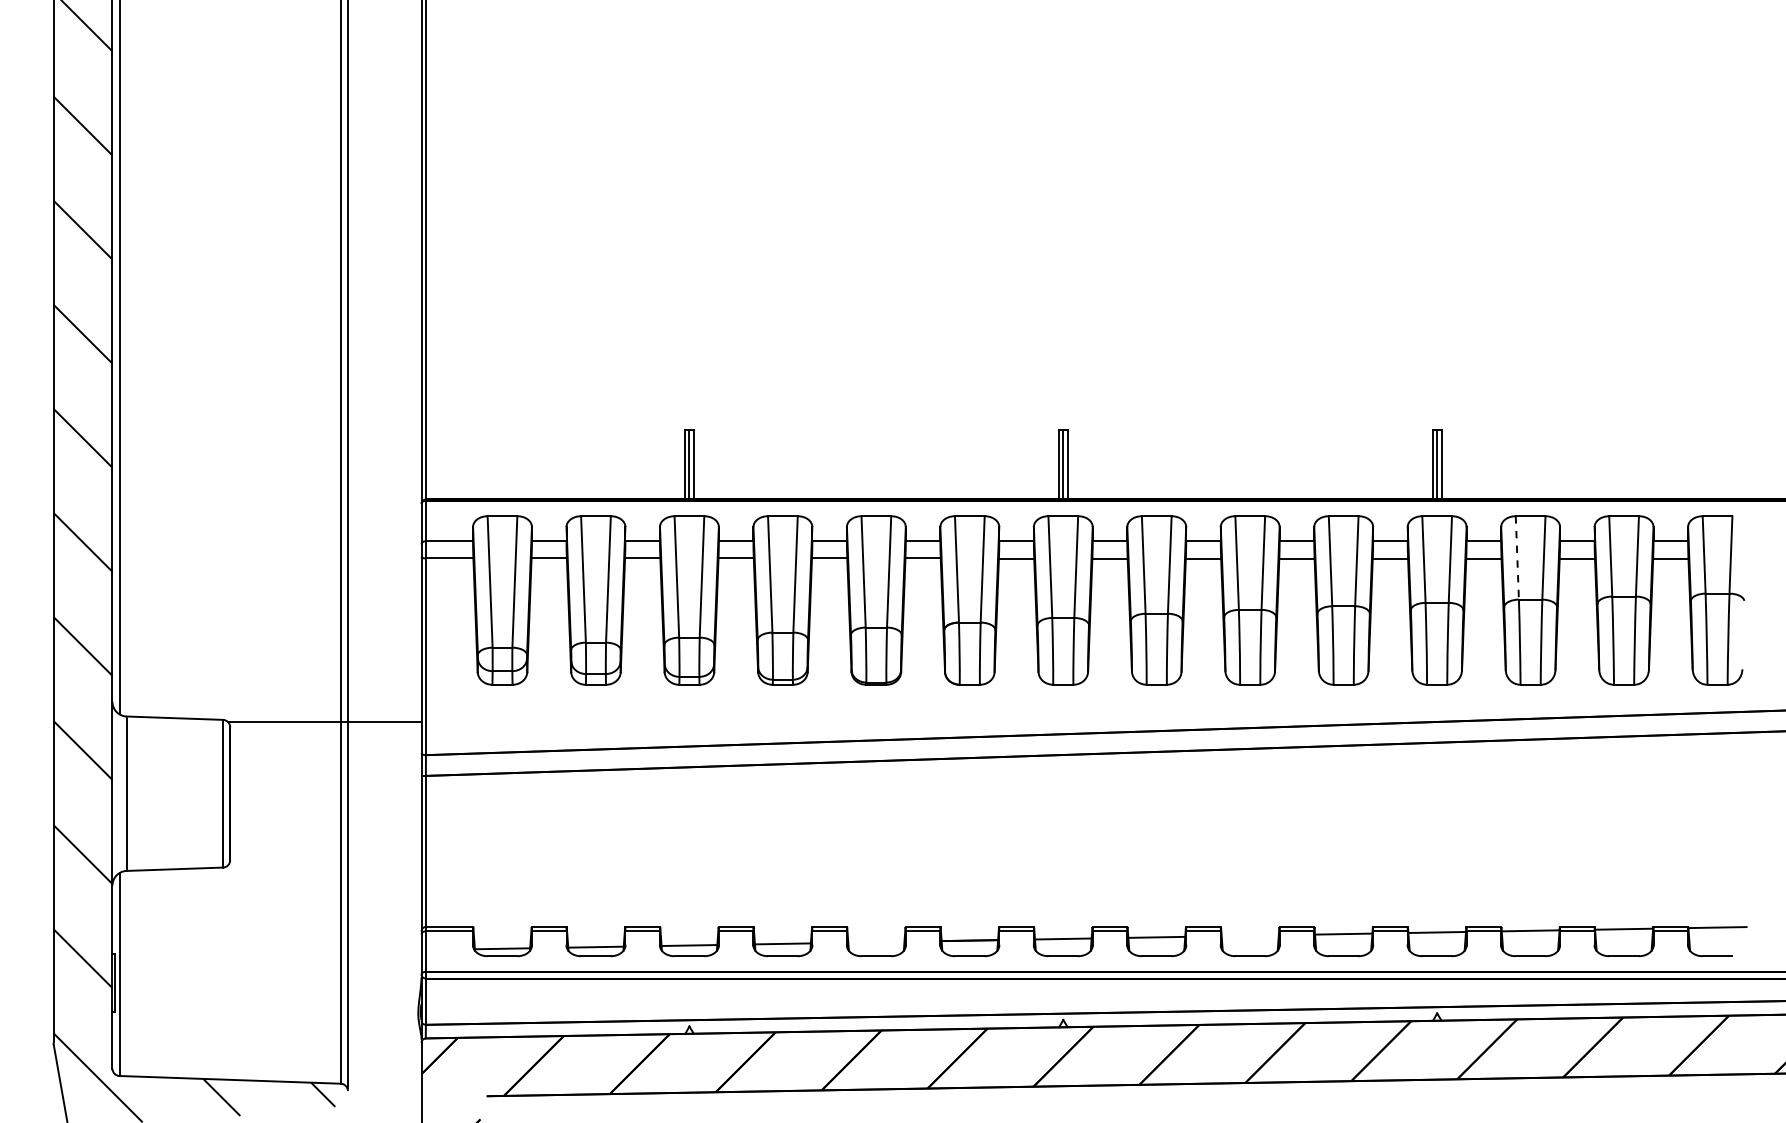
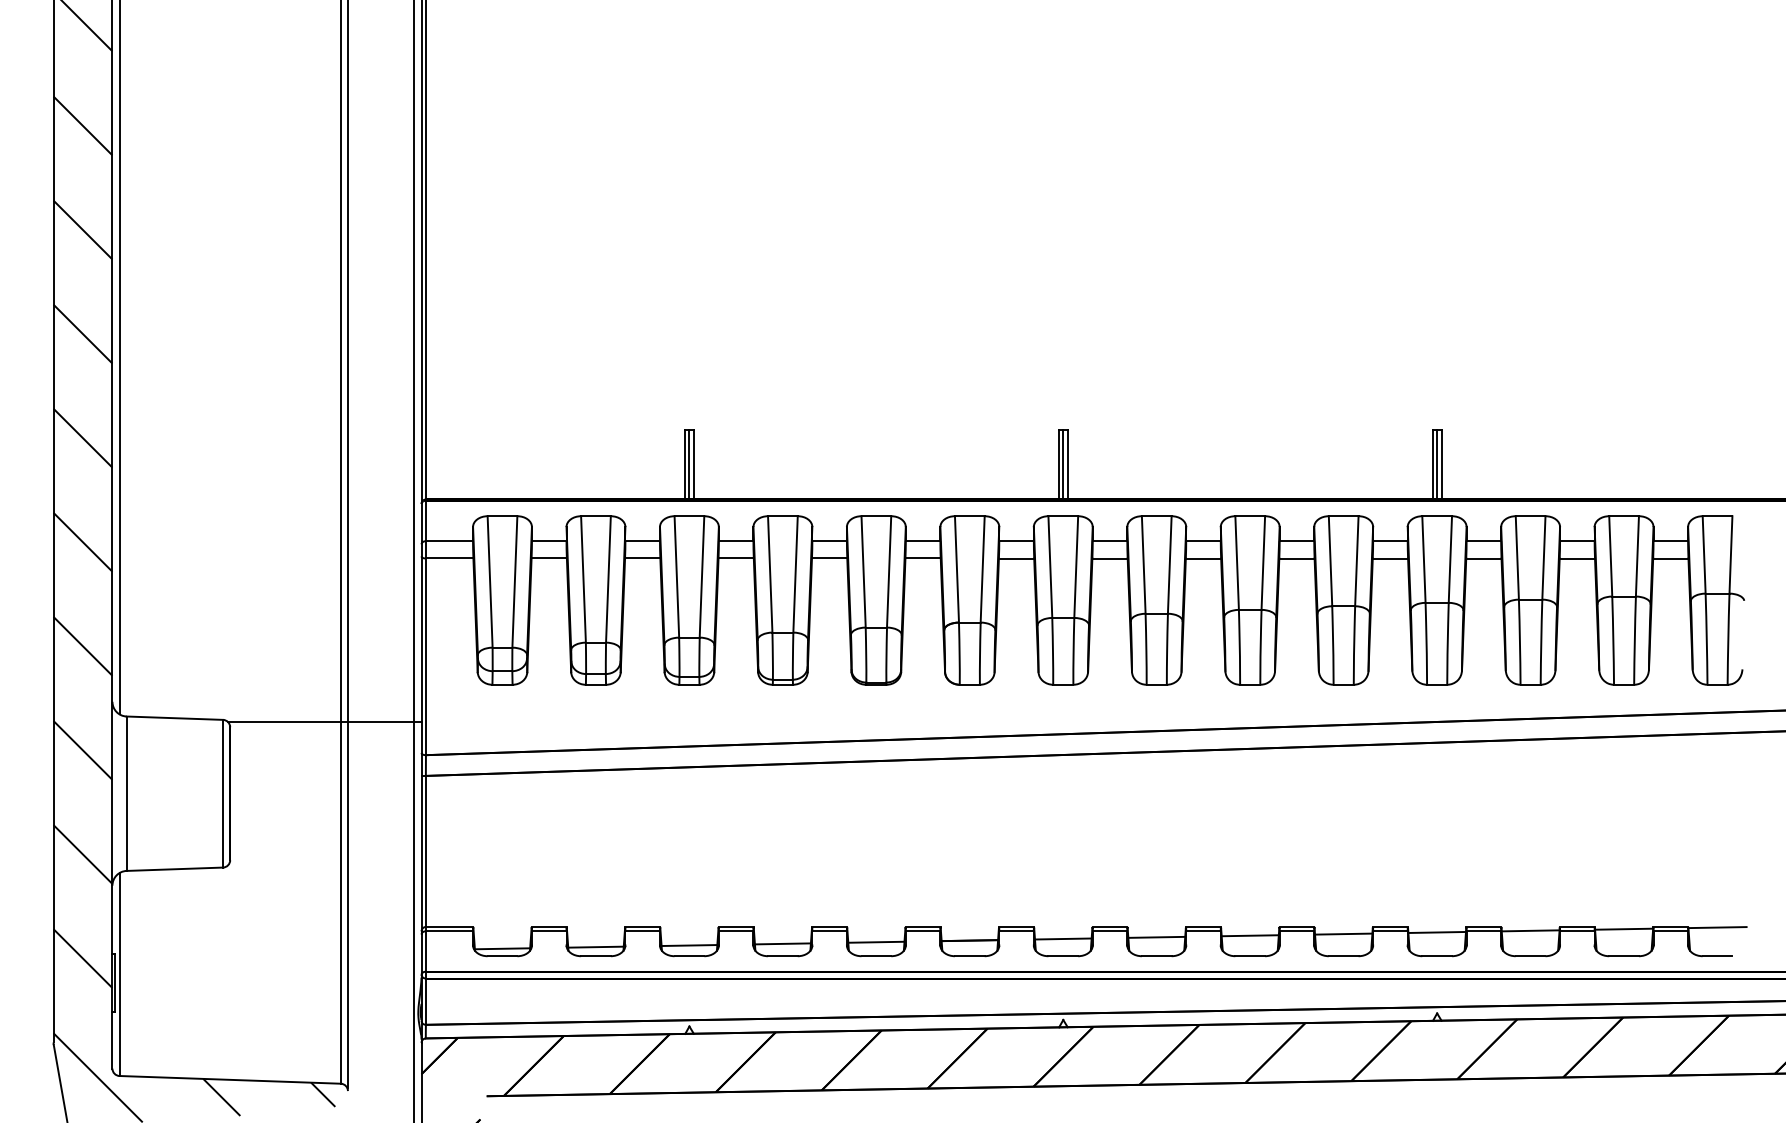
line: dashed -> solid (1517, 557)
line: none -> present (414, 560)
line: none -> present (1249, 935)
line: none -> present (876, 941)
